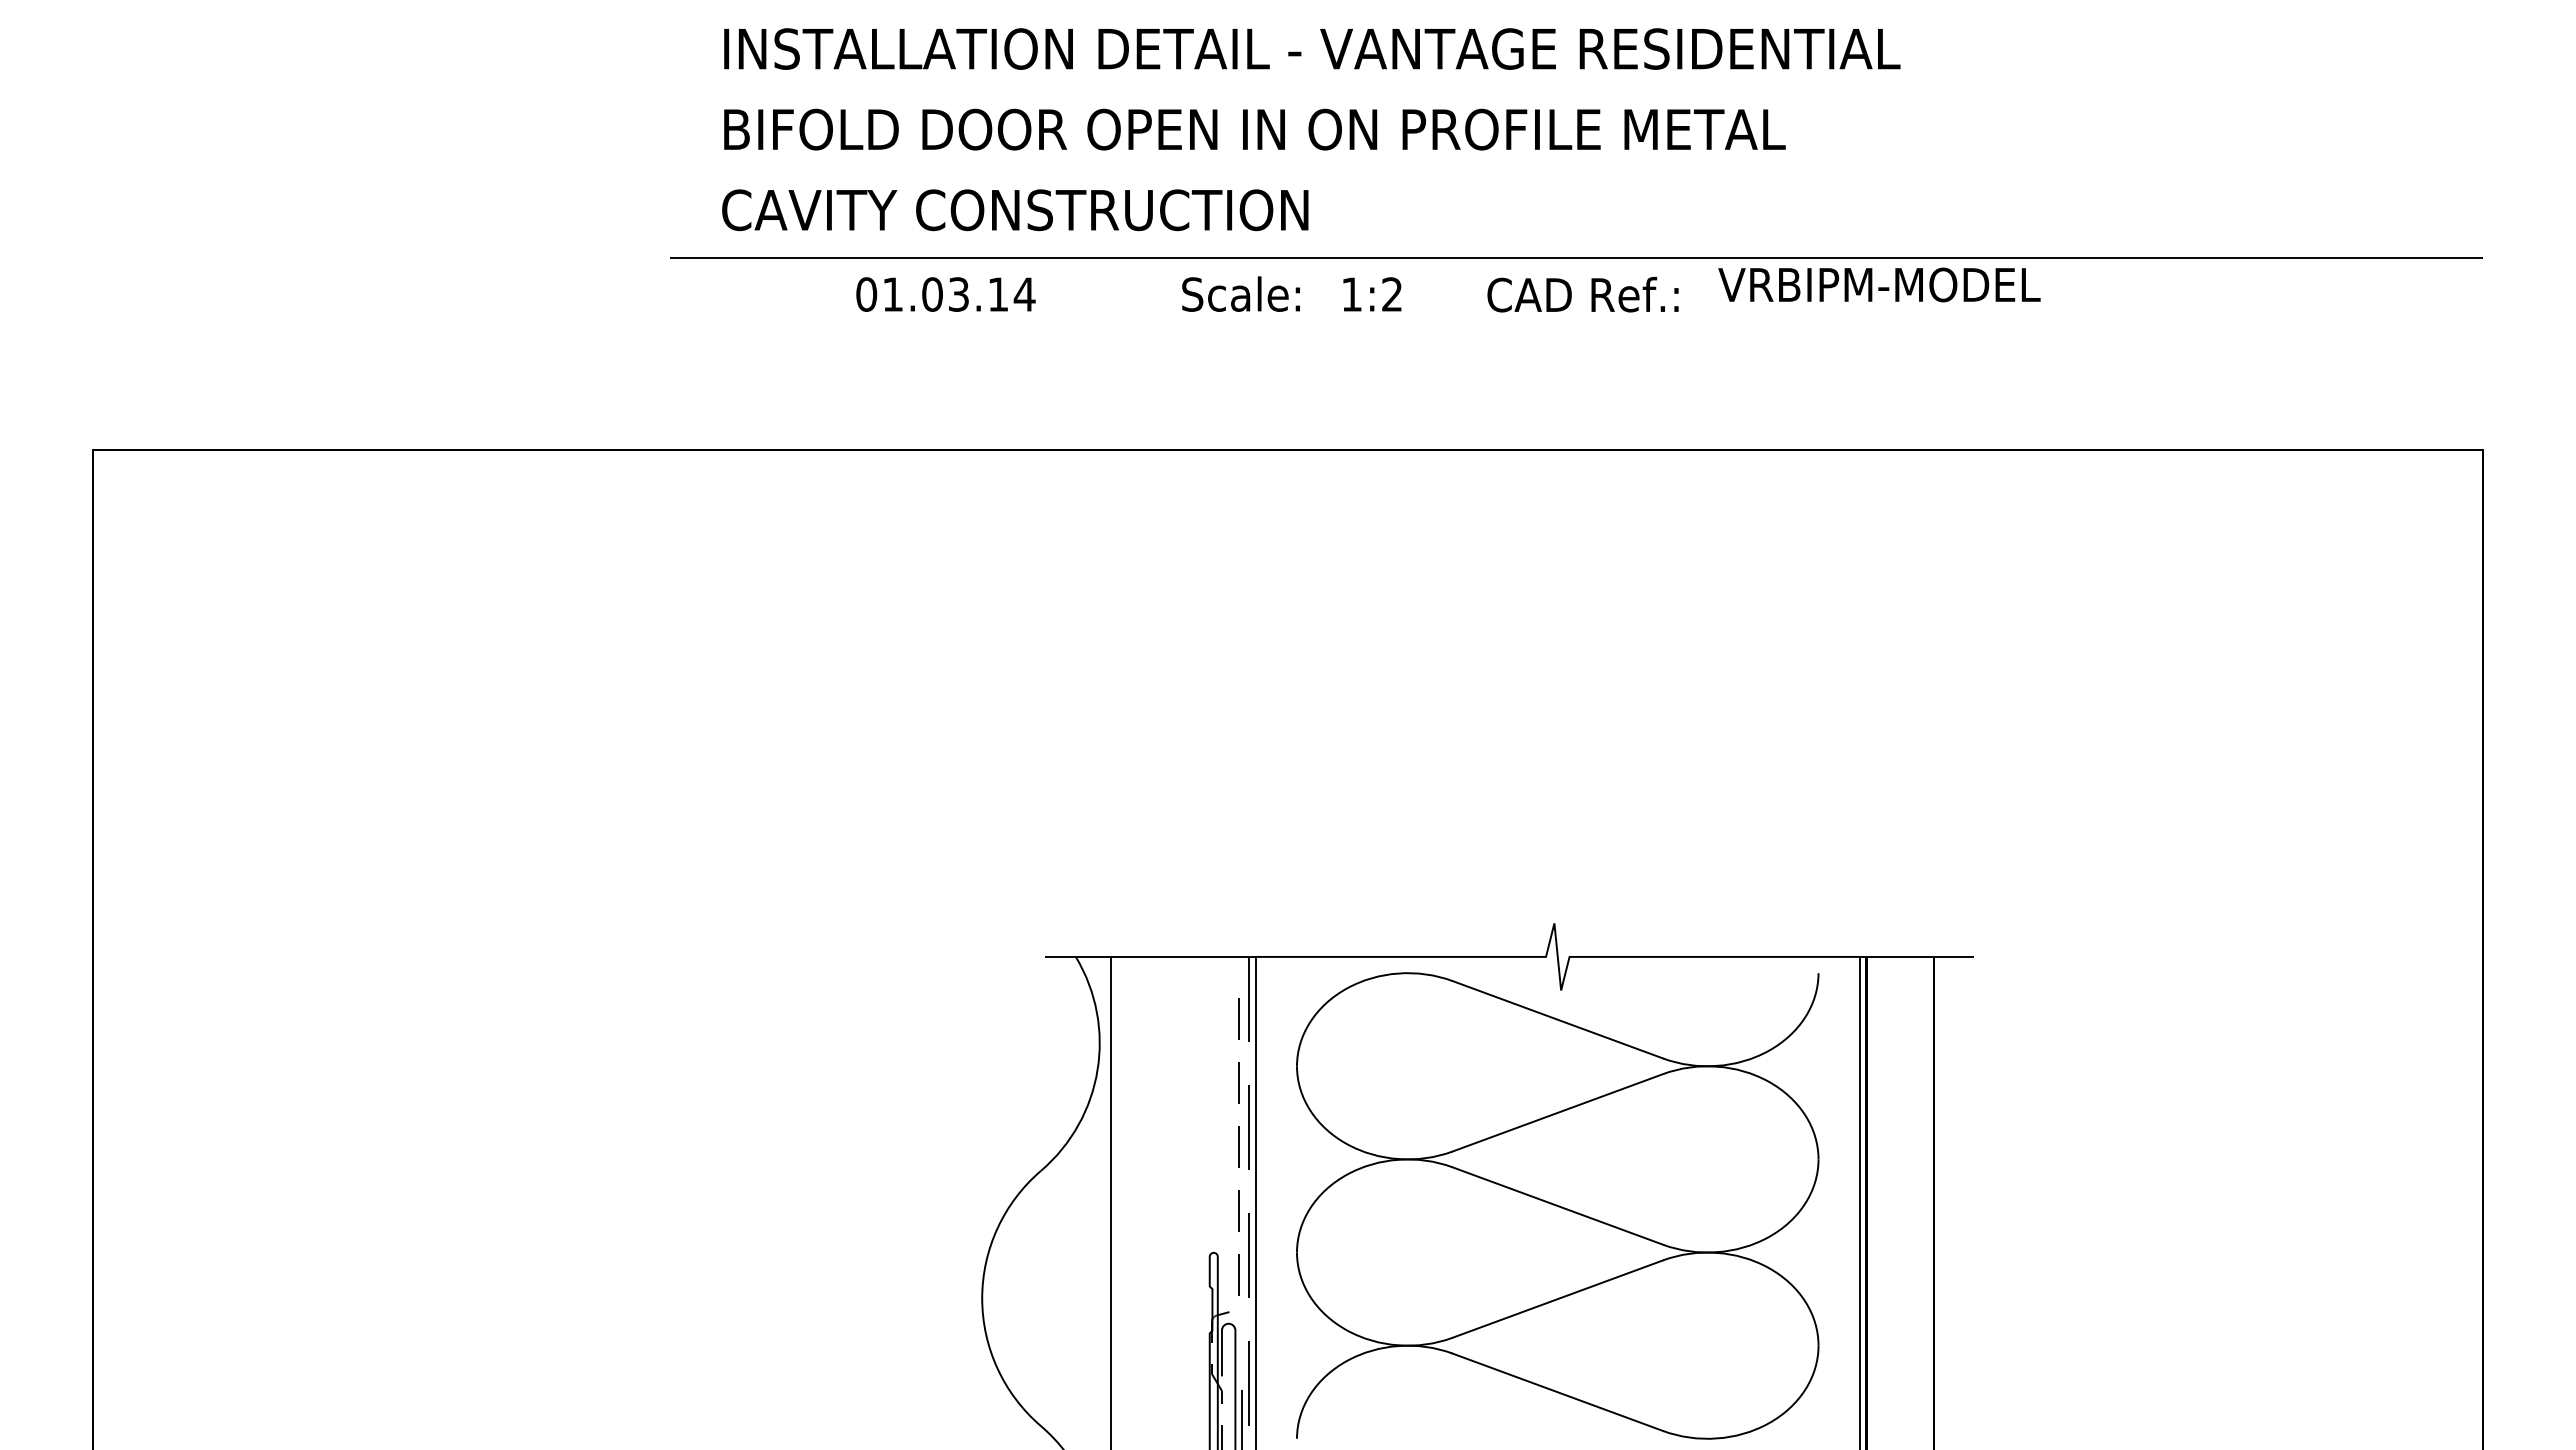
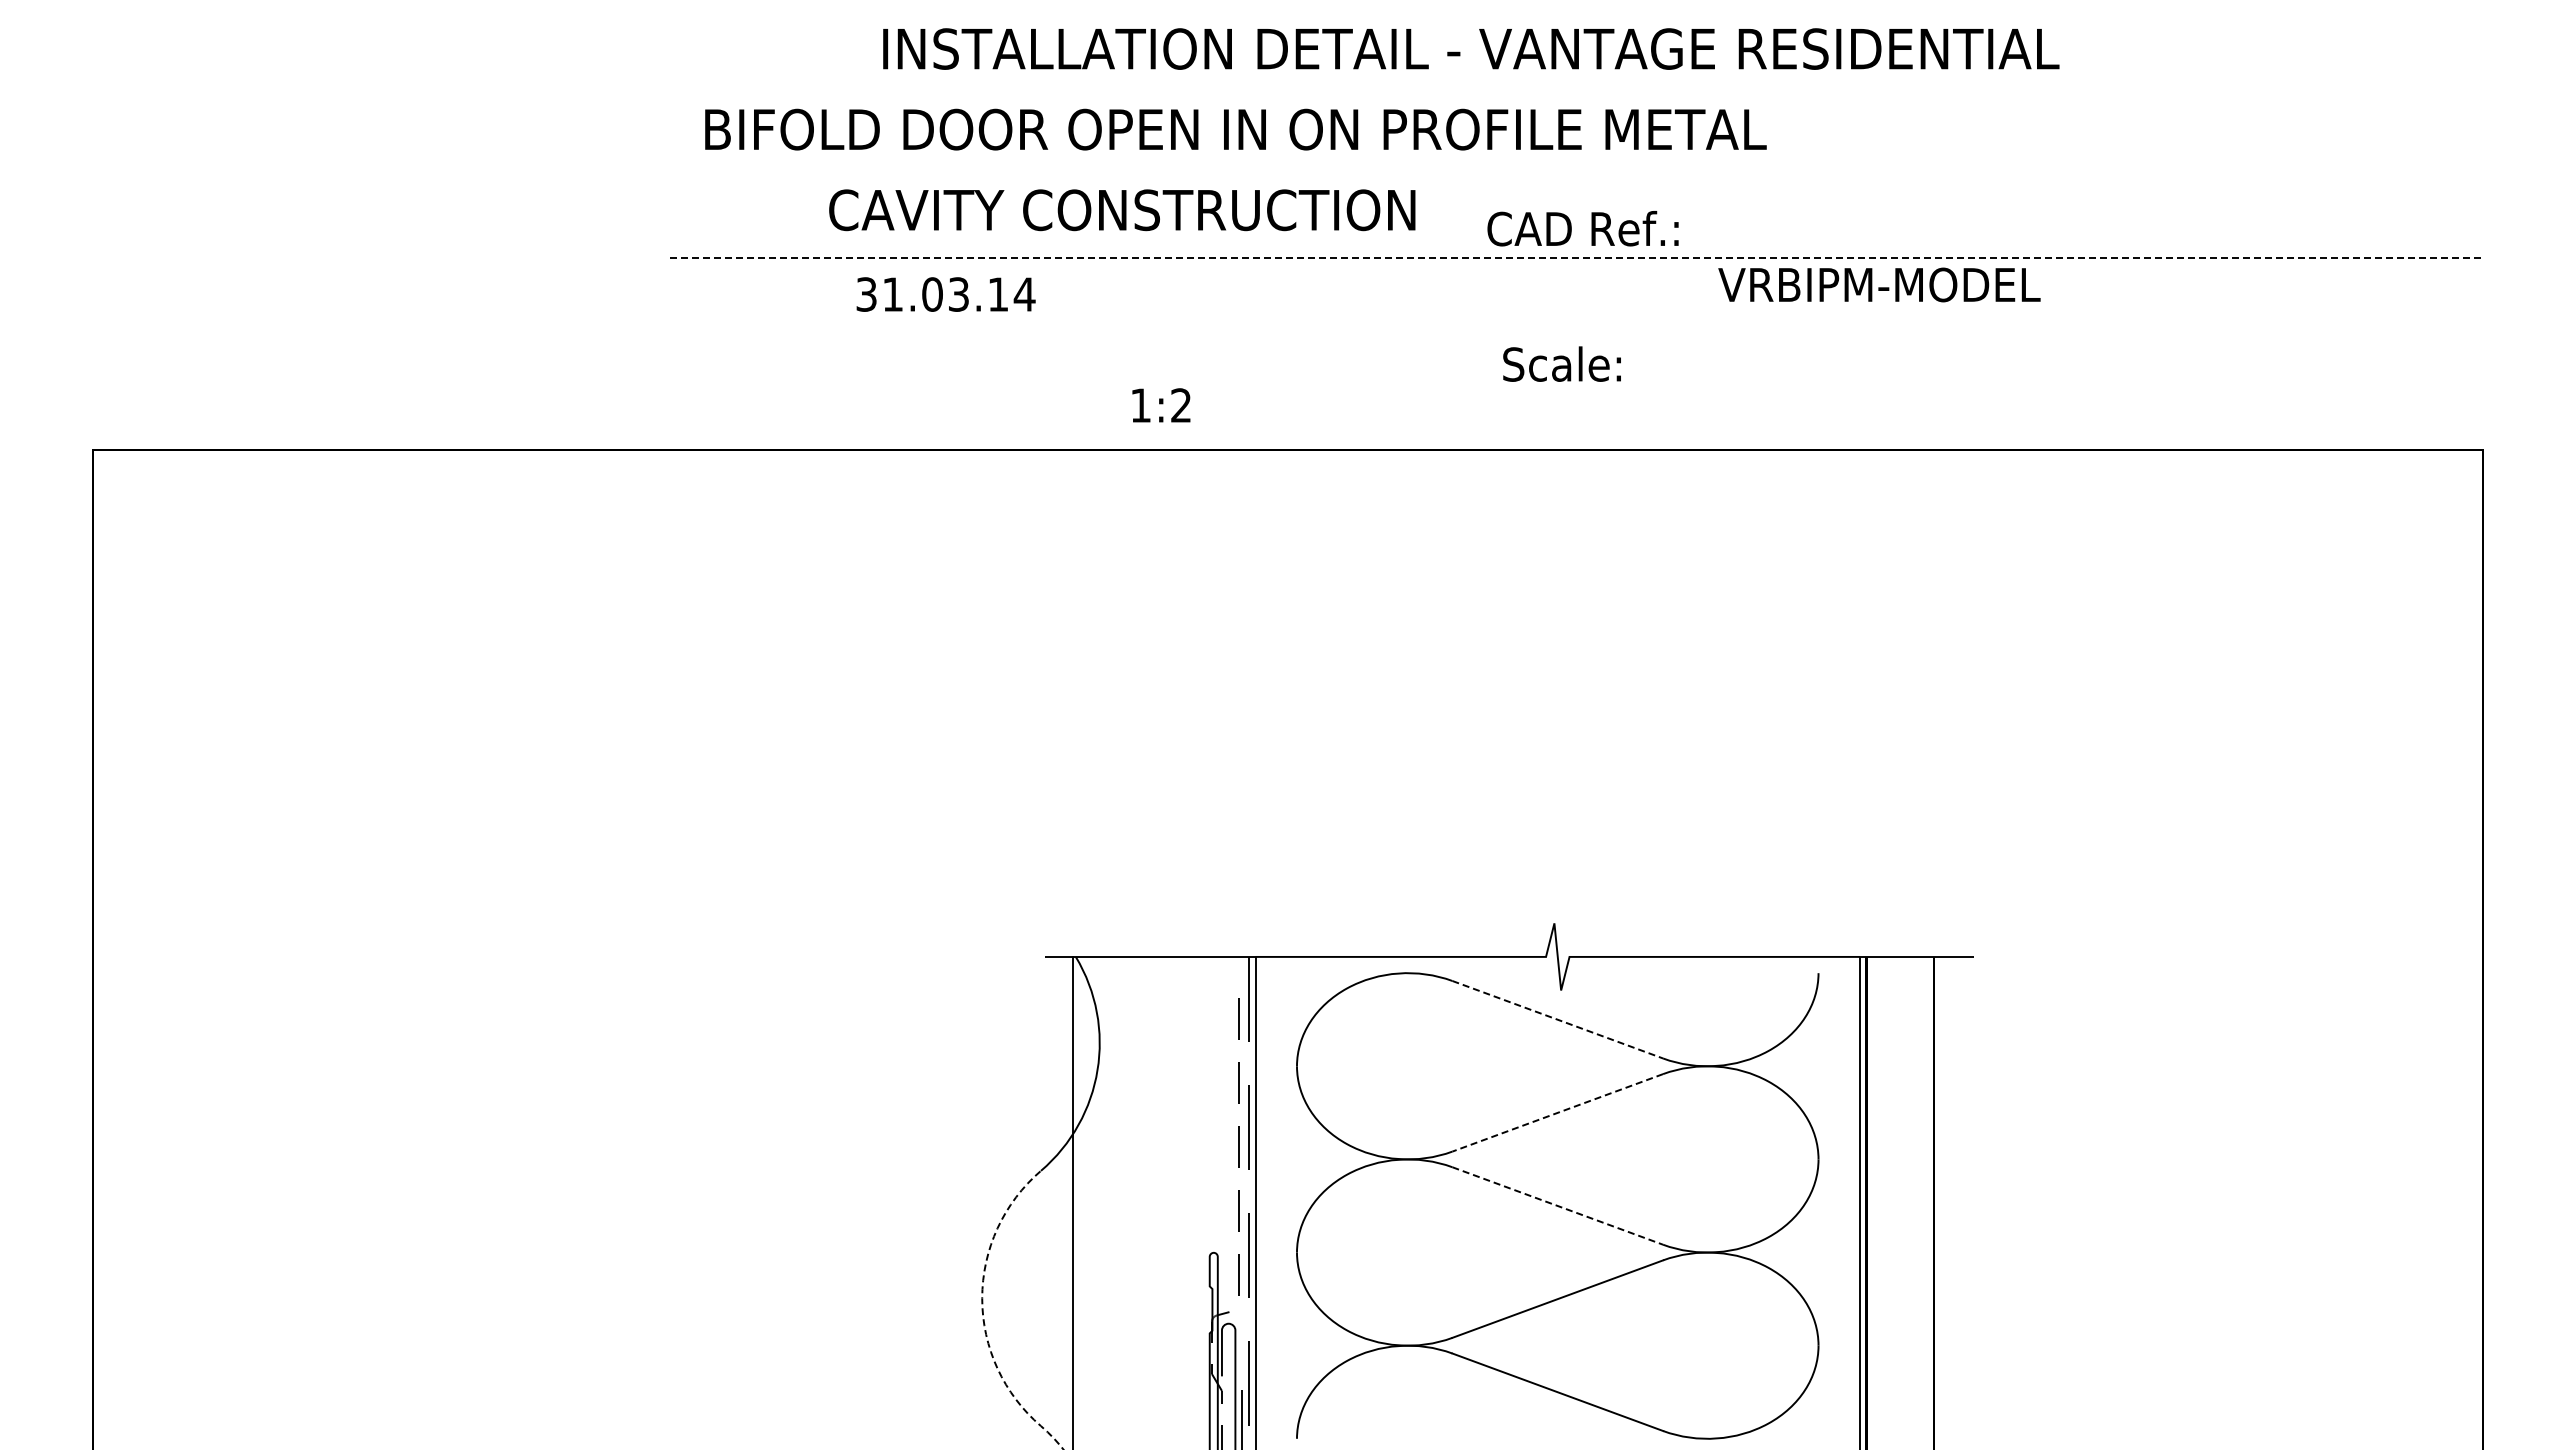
text position: (1312, 48) -> (1471, 48) (1471, 48)
text position: (1254, 129) -> (1235, 129) (1235, 129)
text position: (1015, 210) -> (1122, 210) (1122, 210)
line: solid -> dashed (1576, 257)
text position: (1240, 293) -> (1561, 363) (1561, 363)
text: 01.03.14 -> 31.03.14 (866, 294)
text position: (1372, 294) -> (1161, 405) (1161, 405)
text position: (1582, 294) -> (1582, 228) (1582, 228)
line: solid -> dashed (1558, 1019)
line: solid -> dashed (1557, 1113)
line position: (1111, 1201) -> (1073, 1201) (1073, 1201)
line: solid -> dashed (1558, 1206)
line: solid -> dashed (983, 1314)
